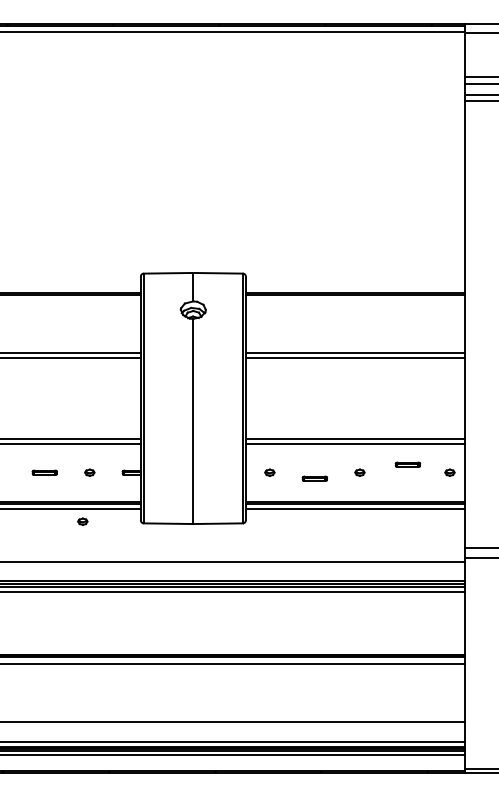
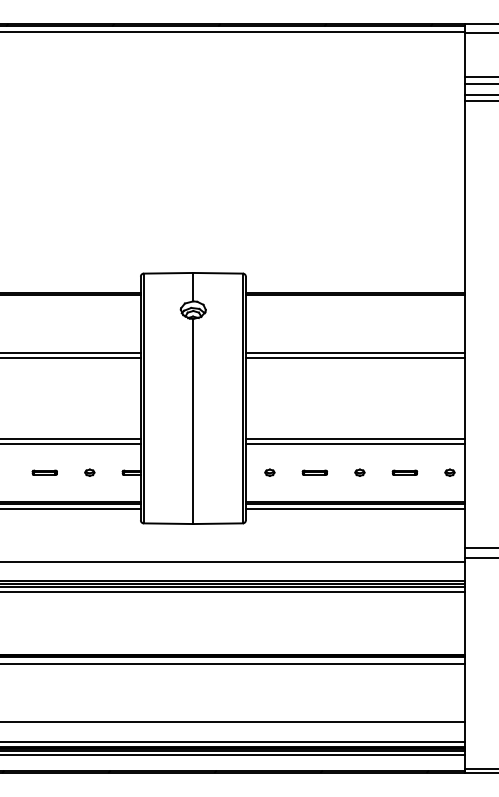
part position: (407, 464) -> (404, 472) (404, 472)
part position: (314, 478) -> (314, 472) (314, 472)
part: present -> none (82, 521)
